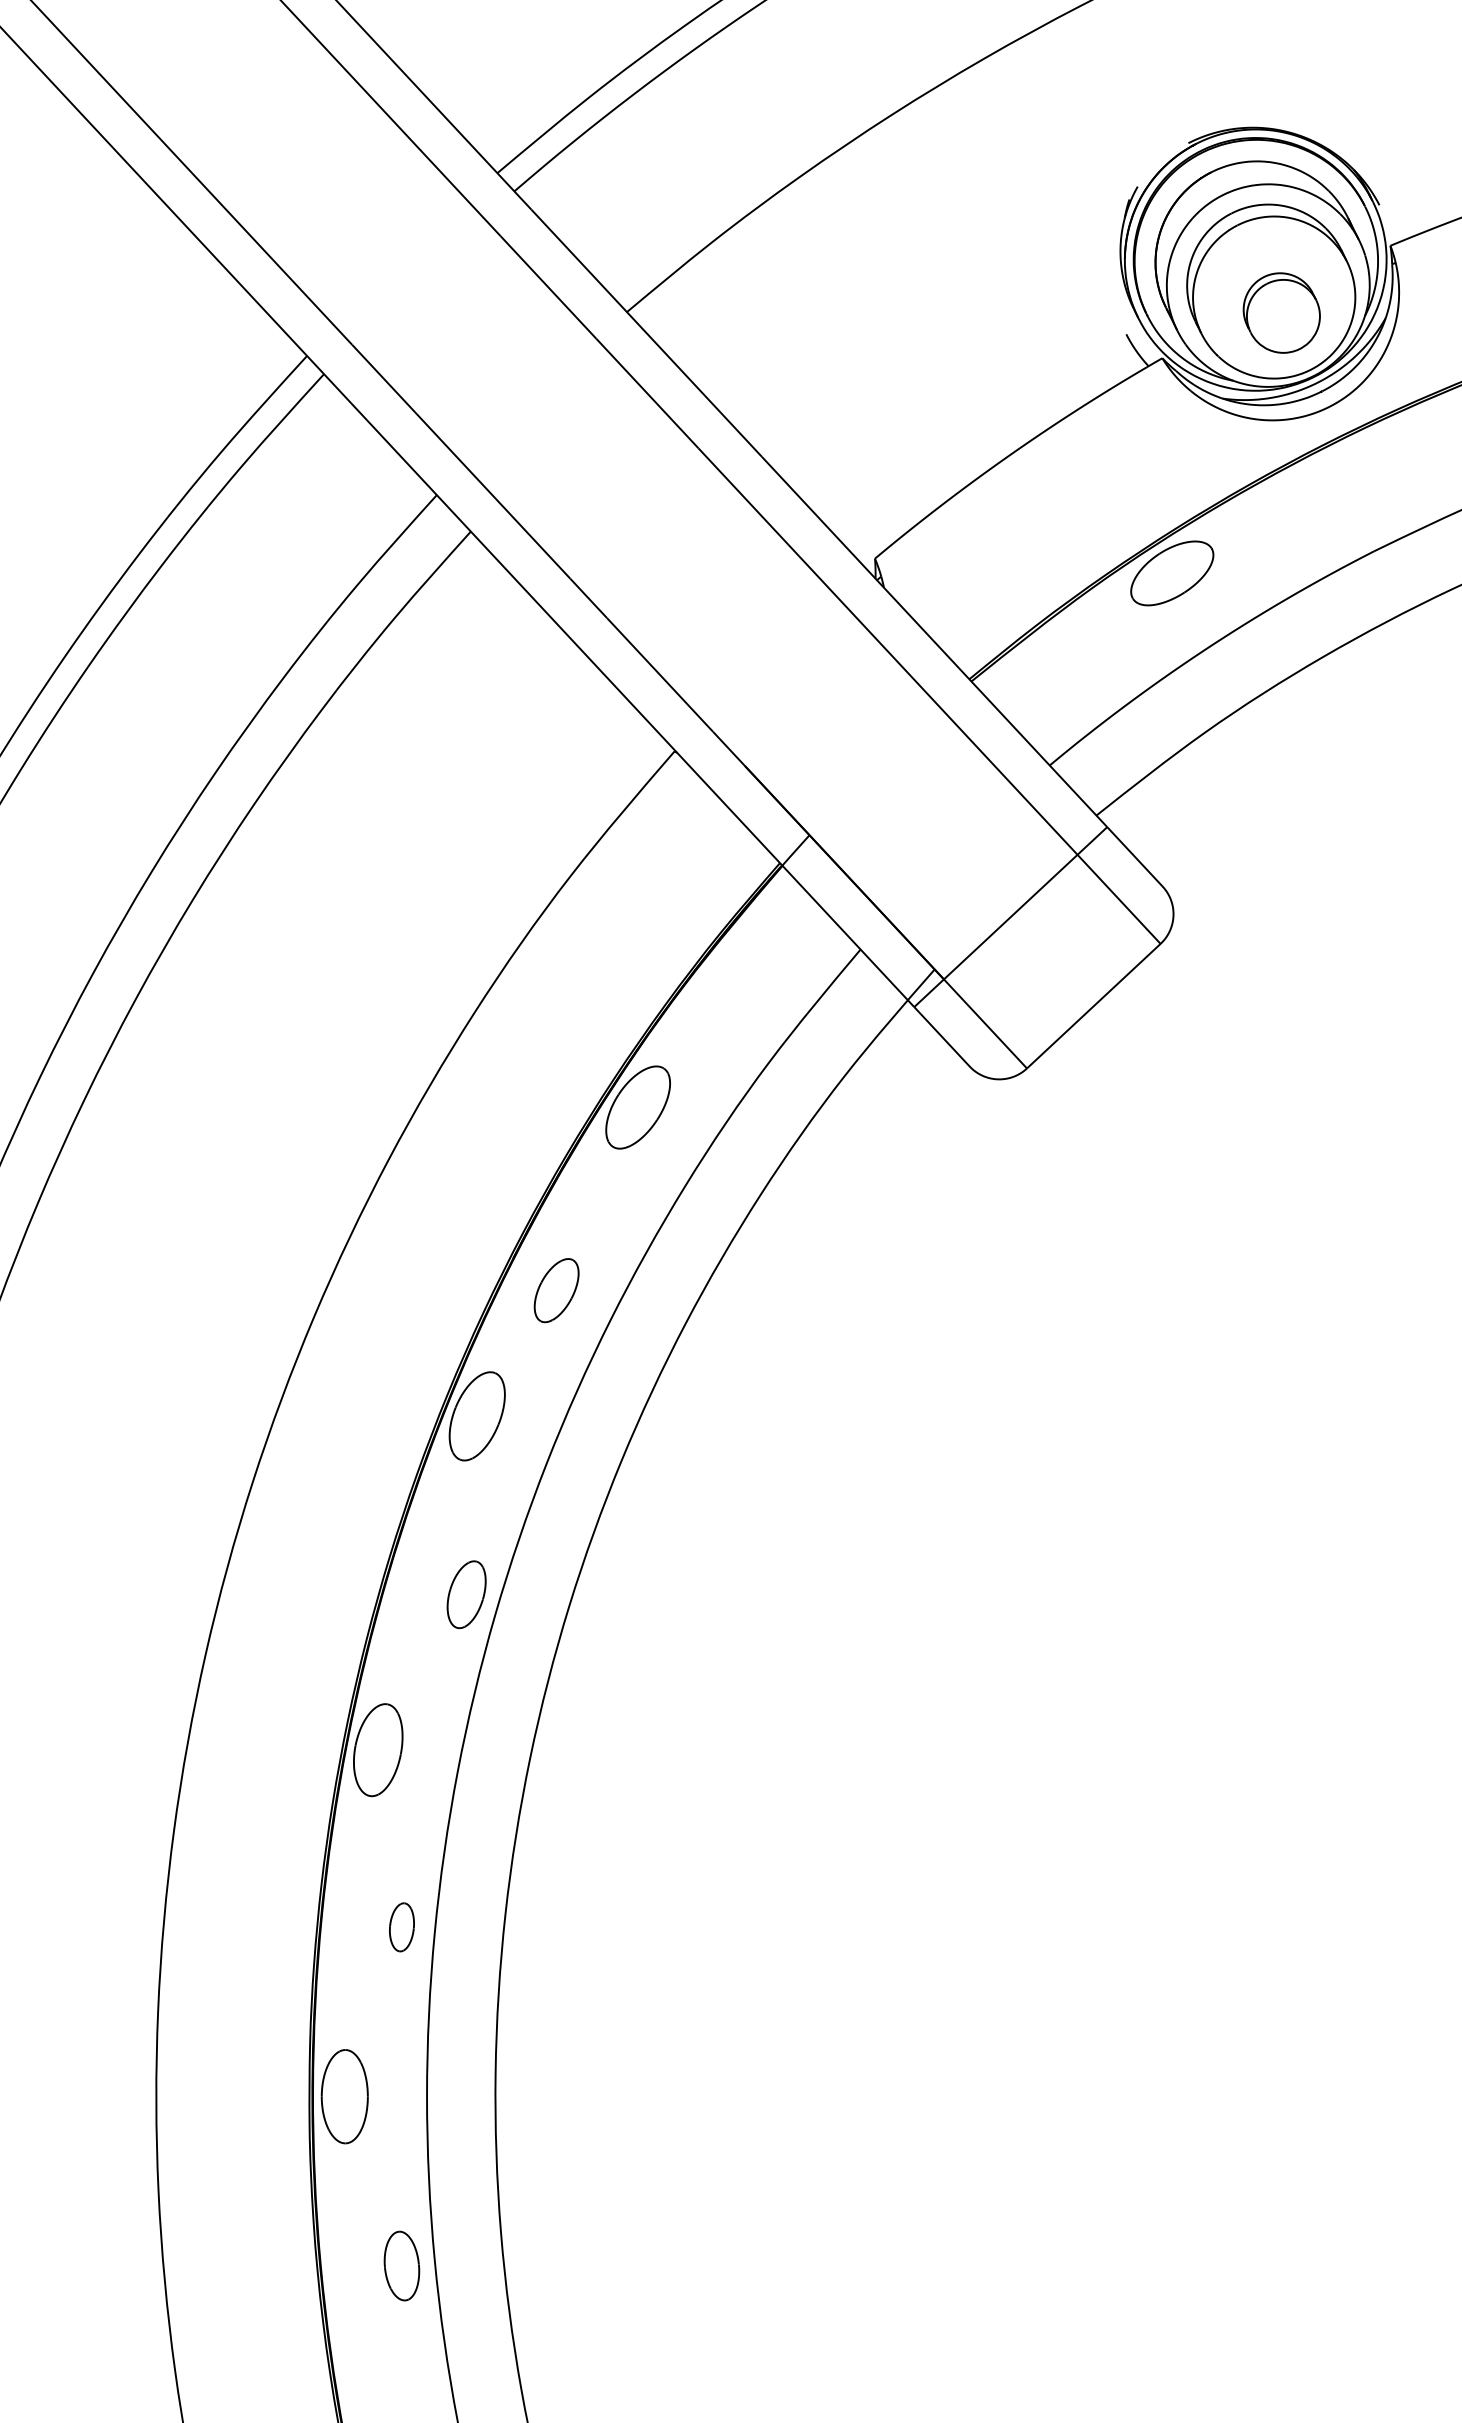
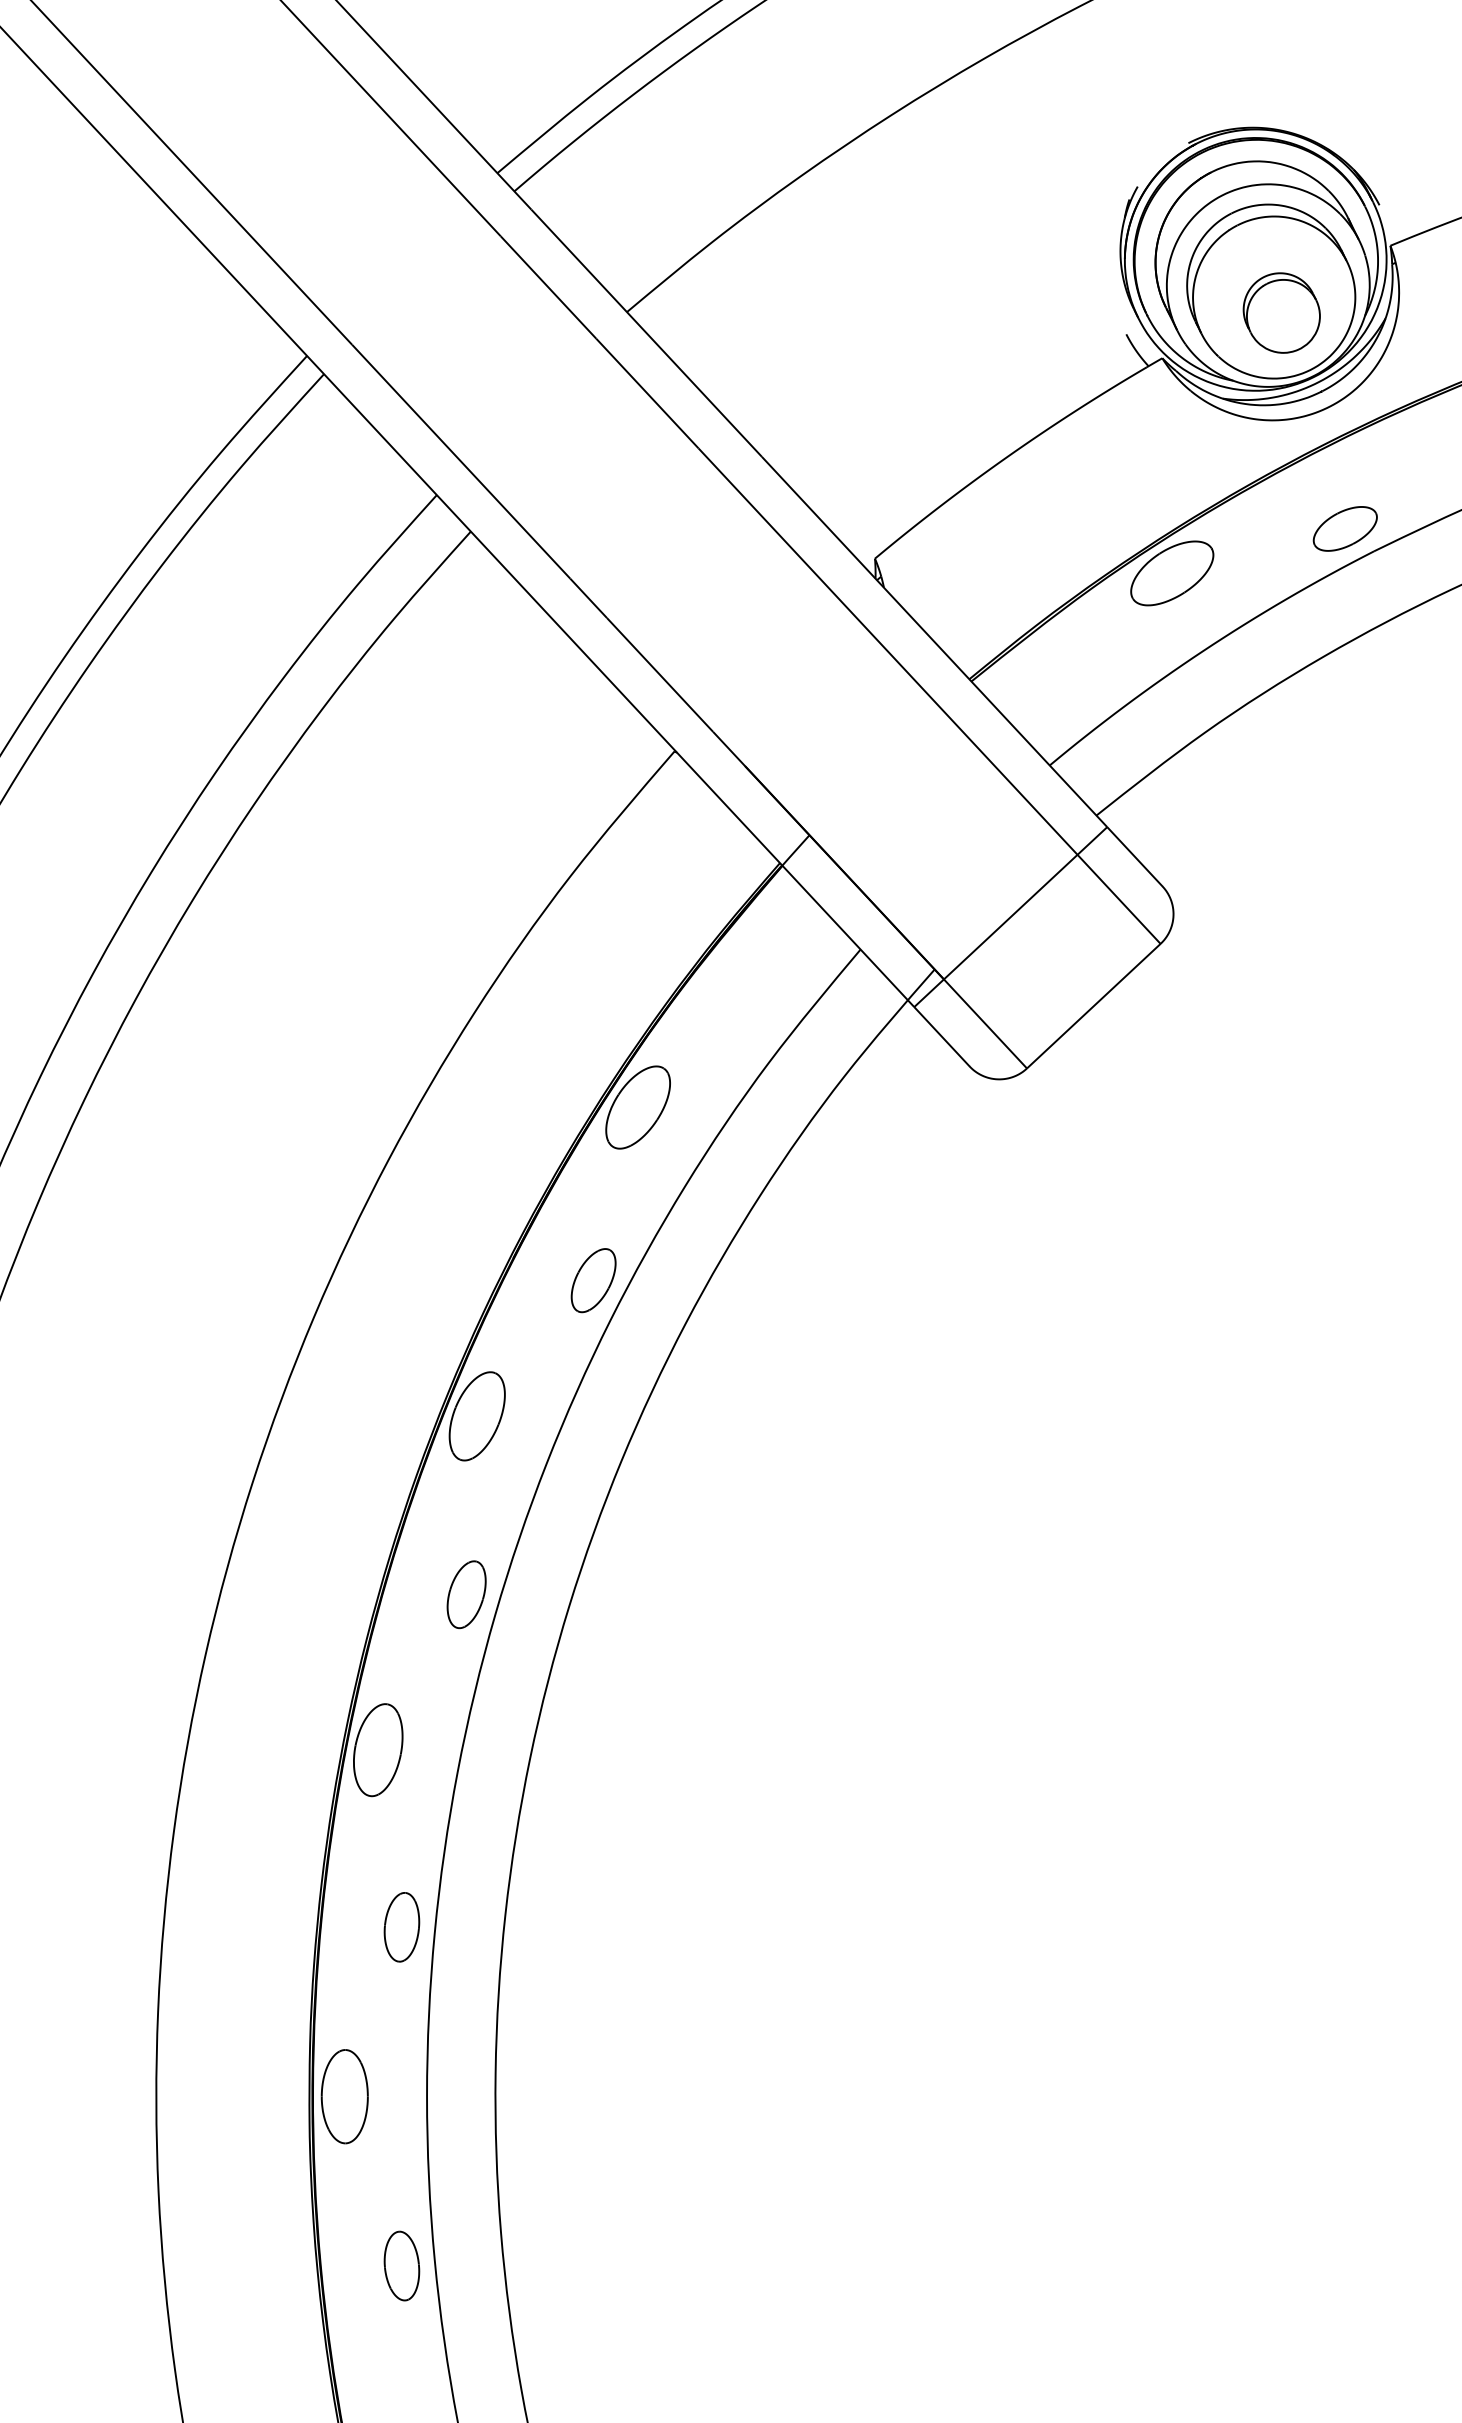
part: none -> present (1344, 528)
part position: (556, 1290) -> (593, 1280) (593, 1280)
part size: 26x51 px -> 38x71 px (401, 1927)
